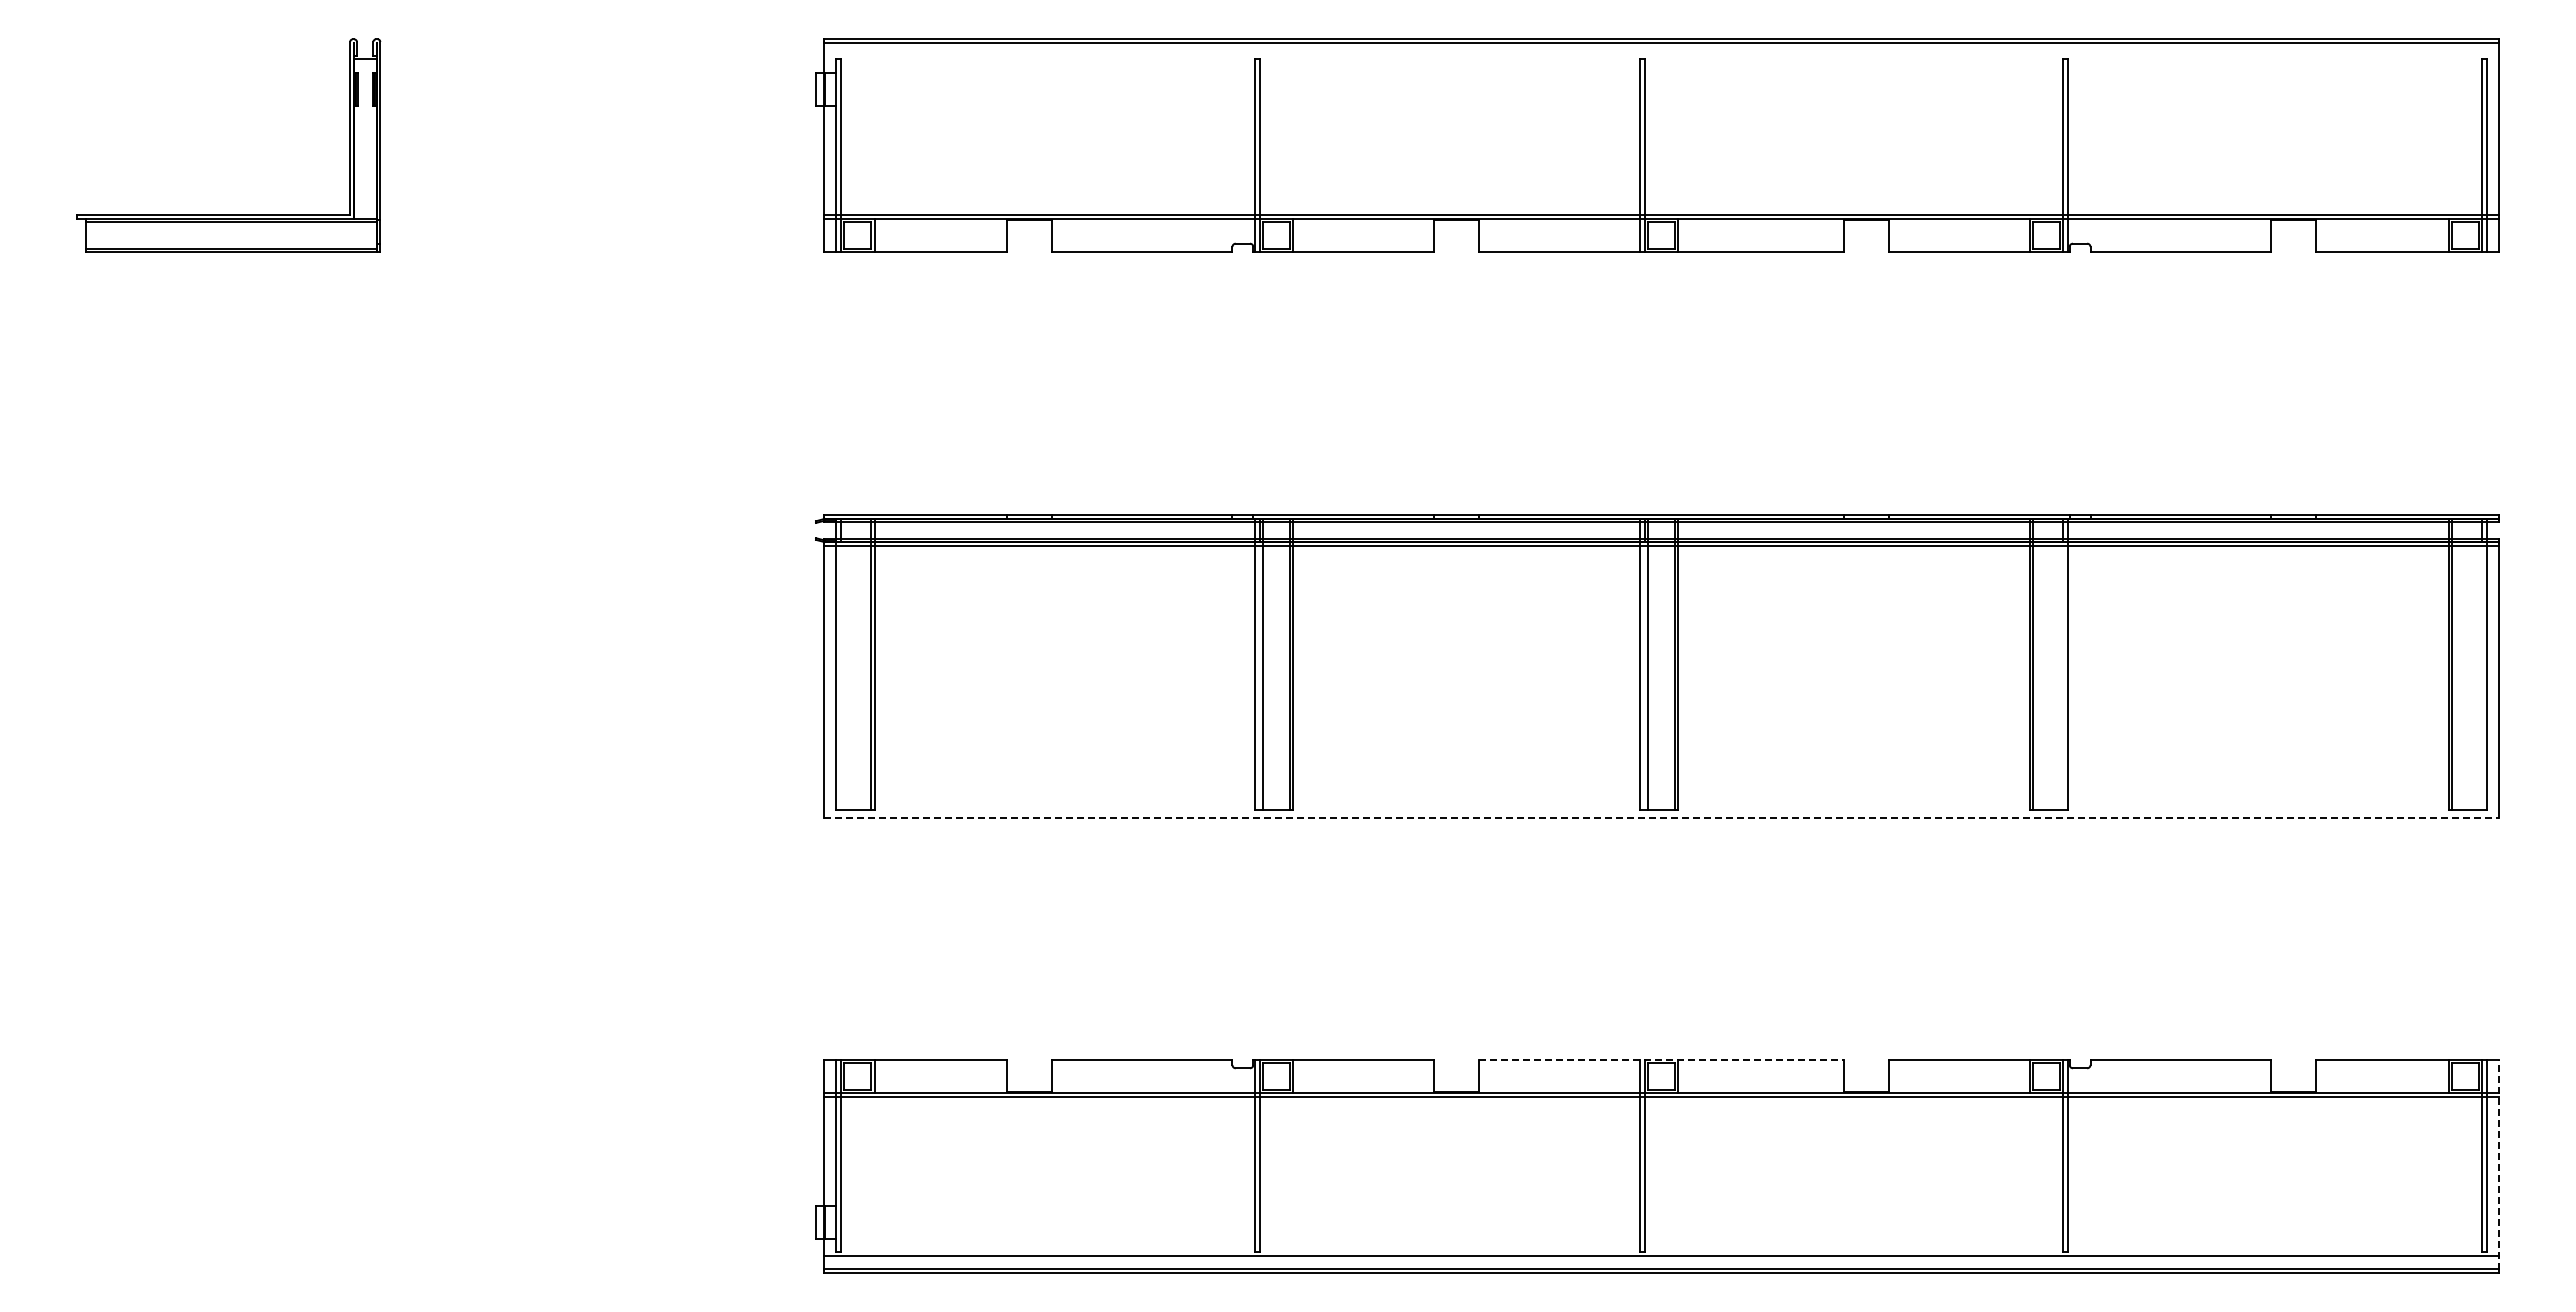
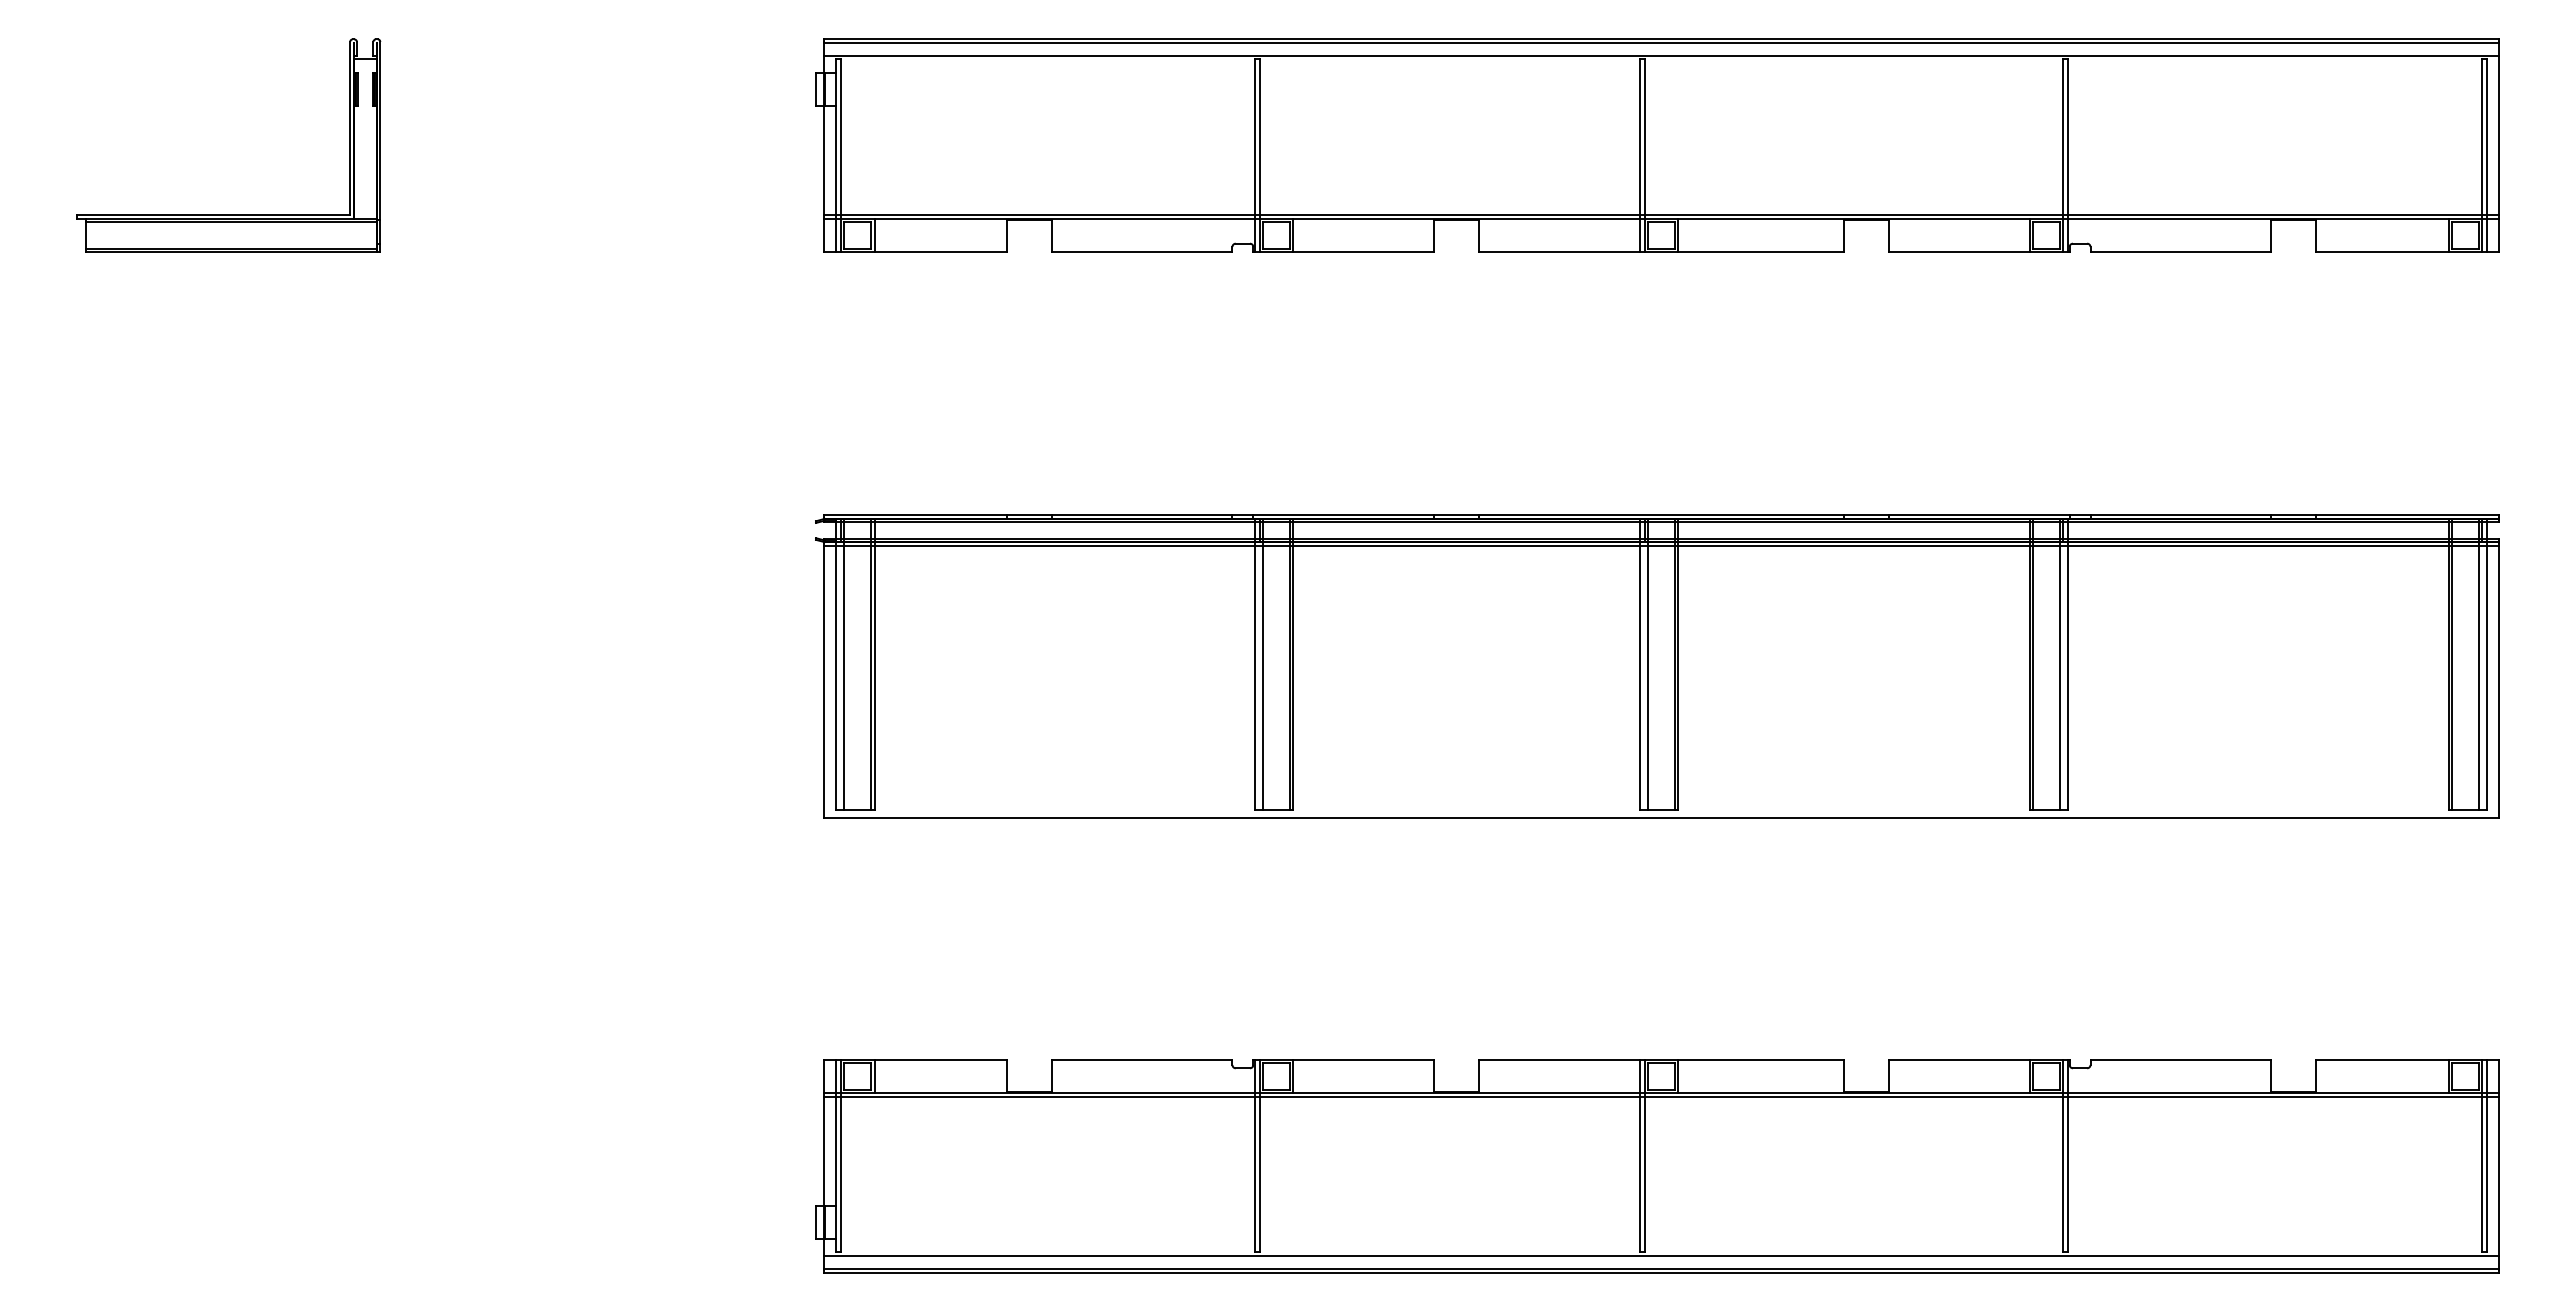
line: none -> present (1661, 56)
line: none -> present (844, 664)
line: none -> present (2060, 664)
line: none -> present (2478, 664)
line: dashed -> solid (1662, 818)
line: dashed -> solid (1661, 1059)
line: dashed -> solid (2498, 1164)
